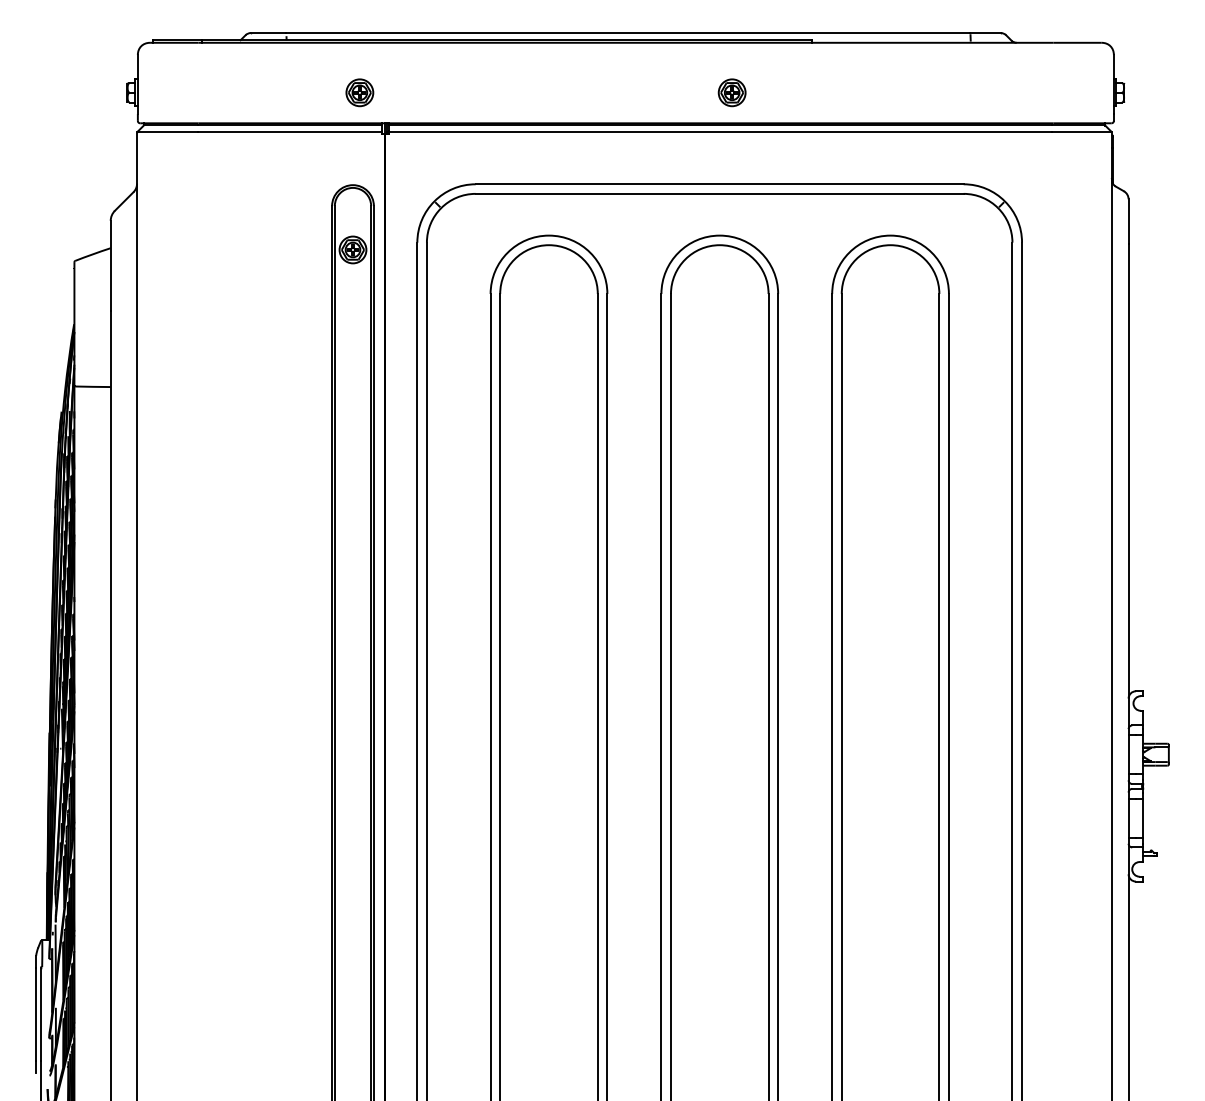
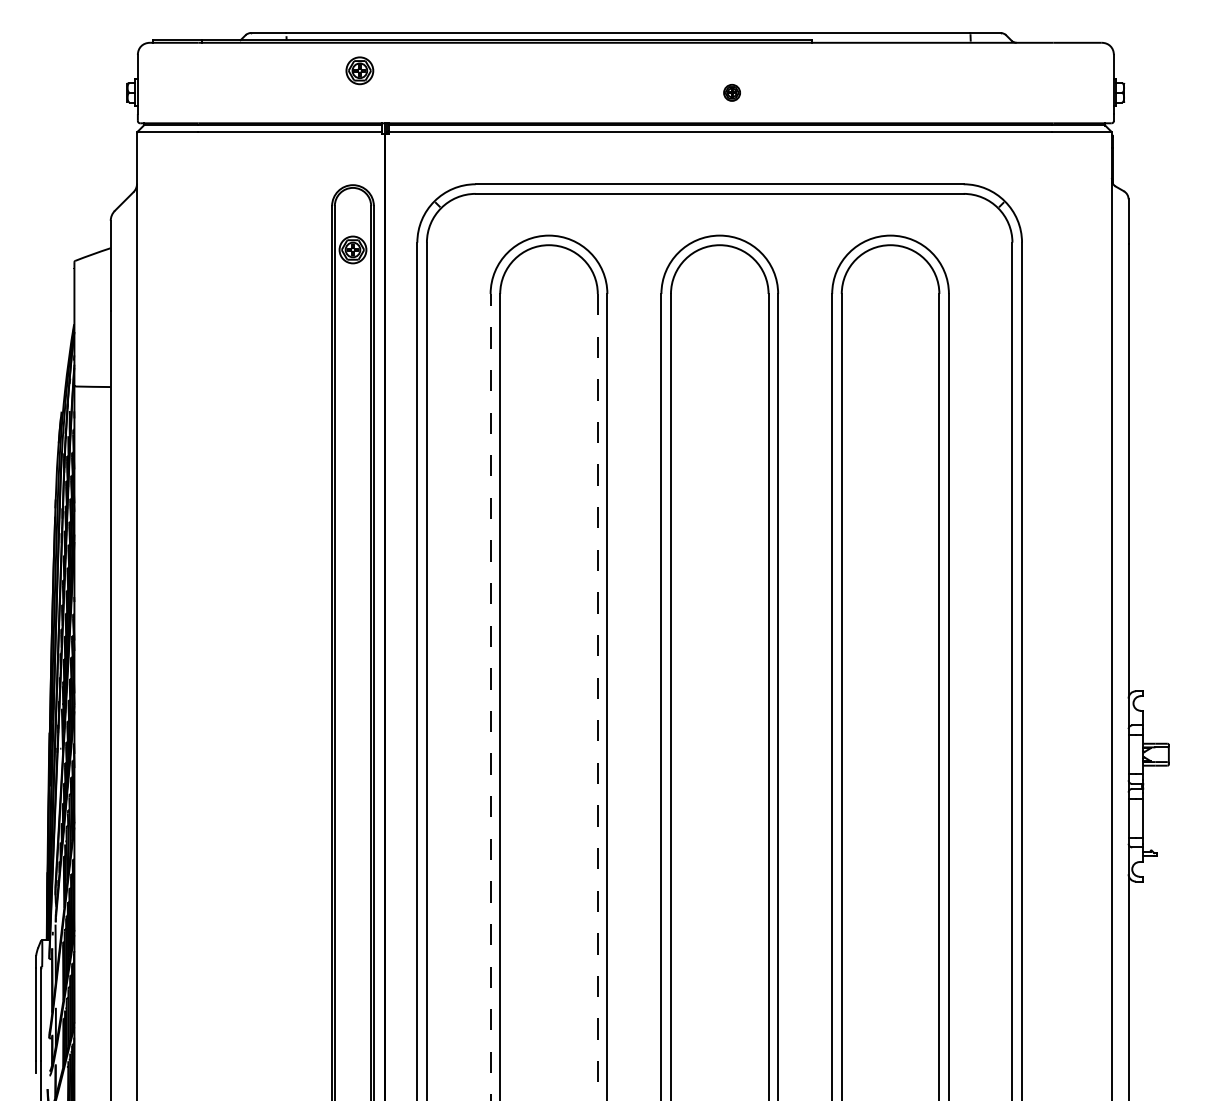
part position: (359, 92) -> (359, 70) (359, 70)
part size: 30x30 px -> 18x18 px (731, 92)
line: solid -> dashed (490, 696)
line: solid -> dashed (597, 697)
